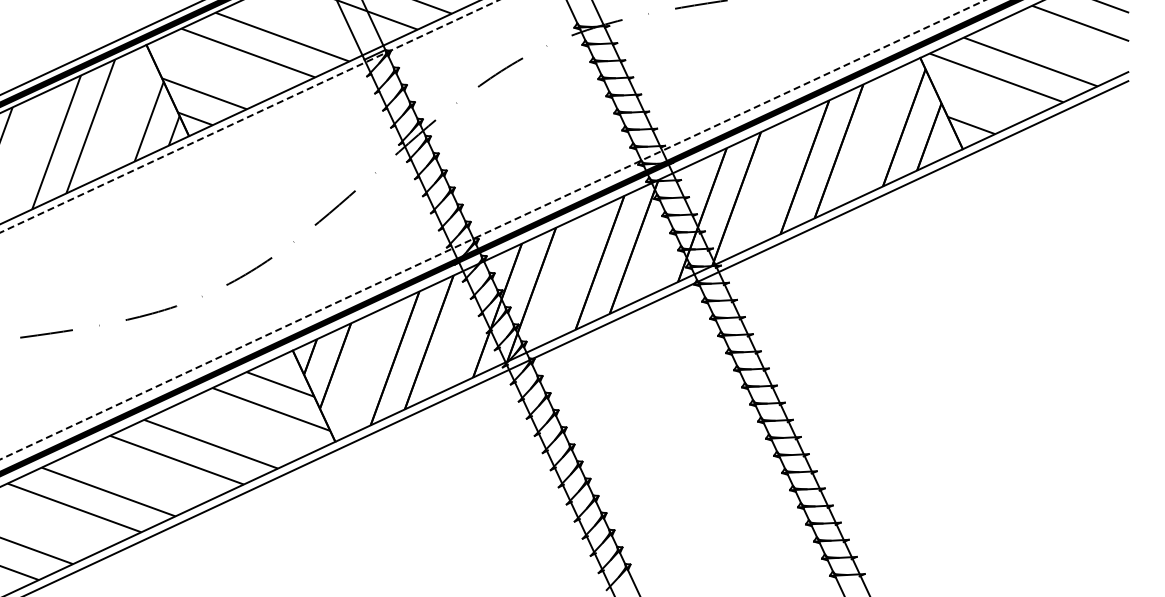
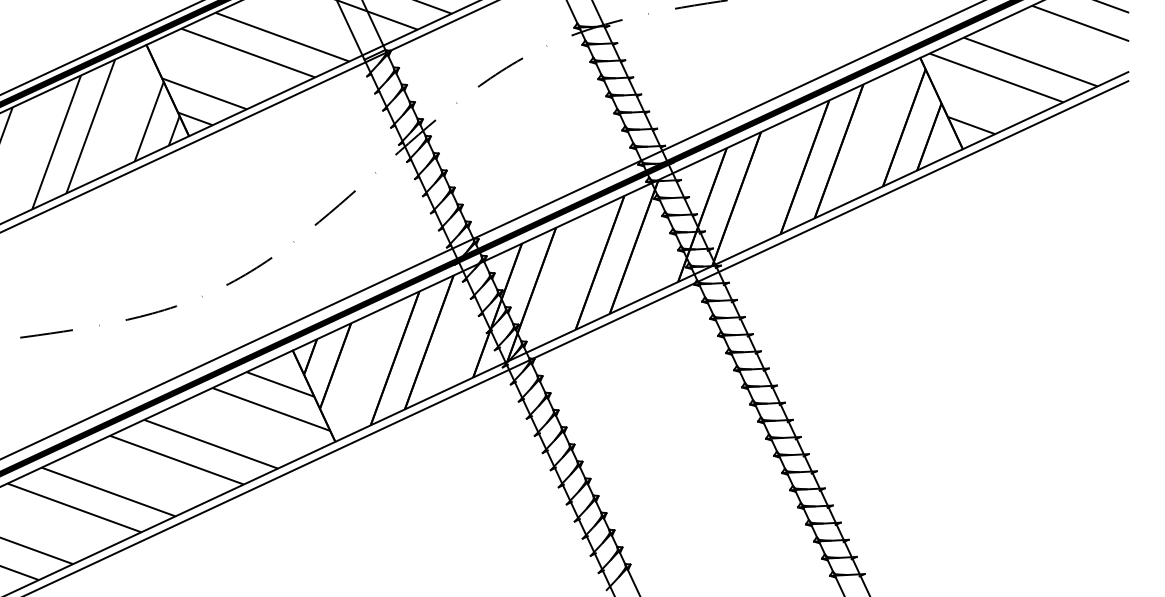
line: dashed -> solid (249, 116)
line: dashed -> solid (492, 230)
